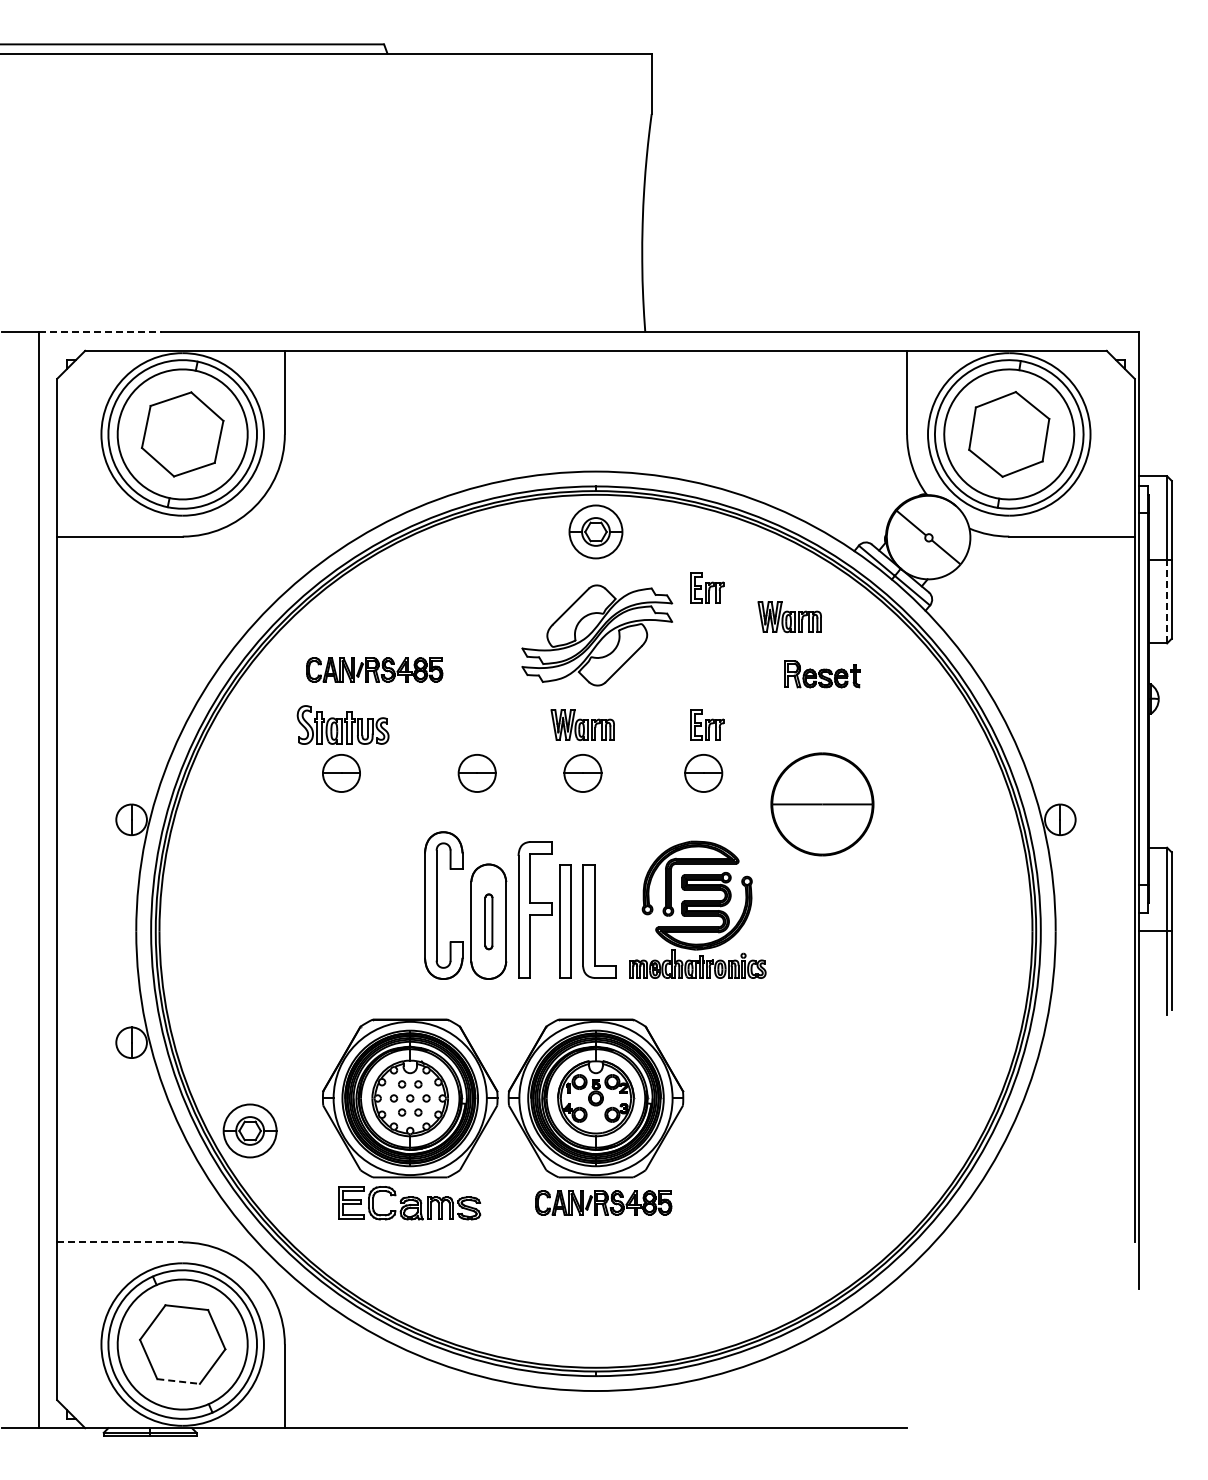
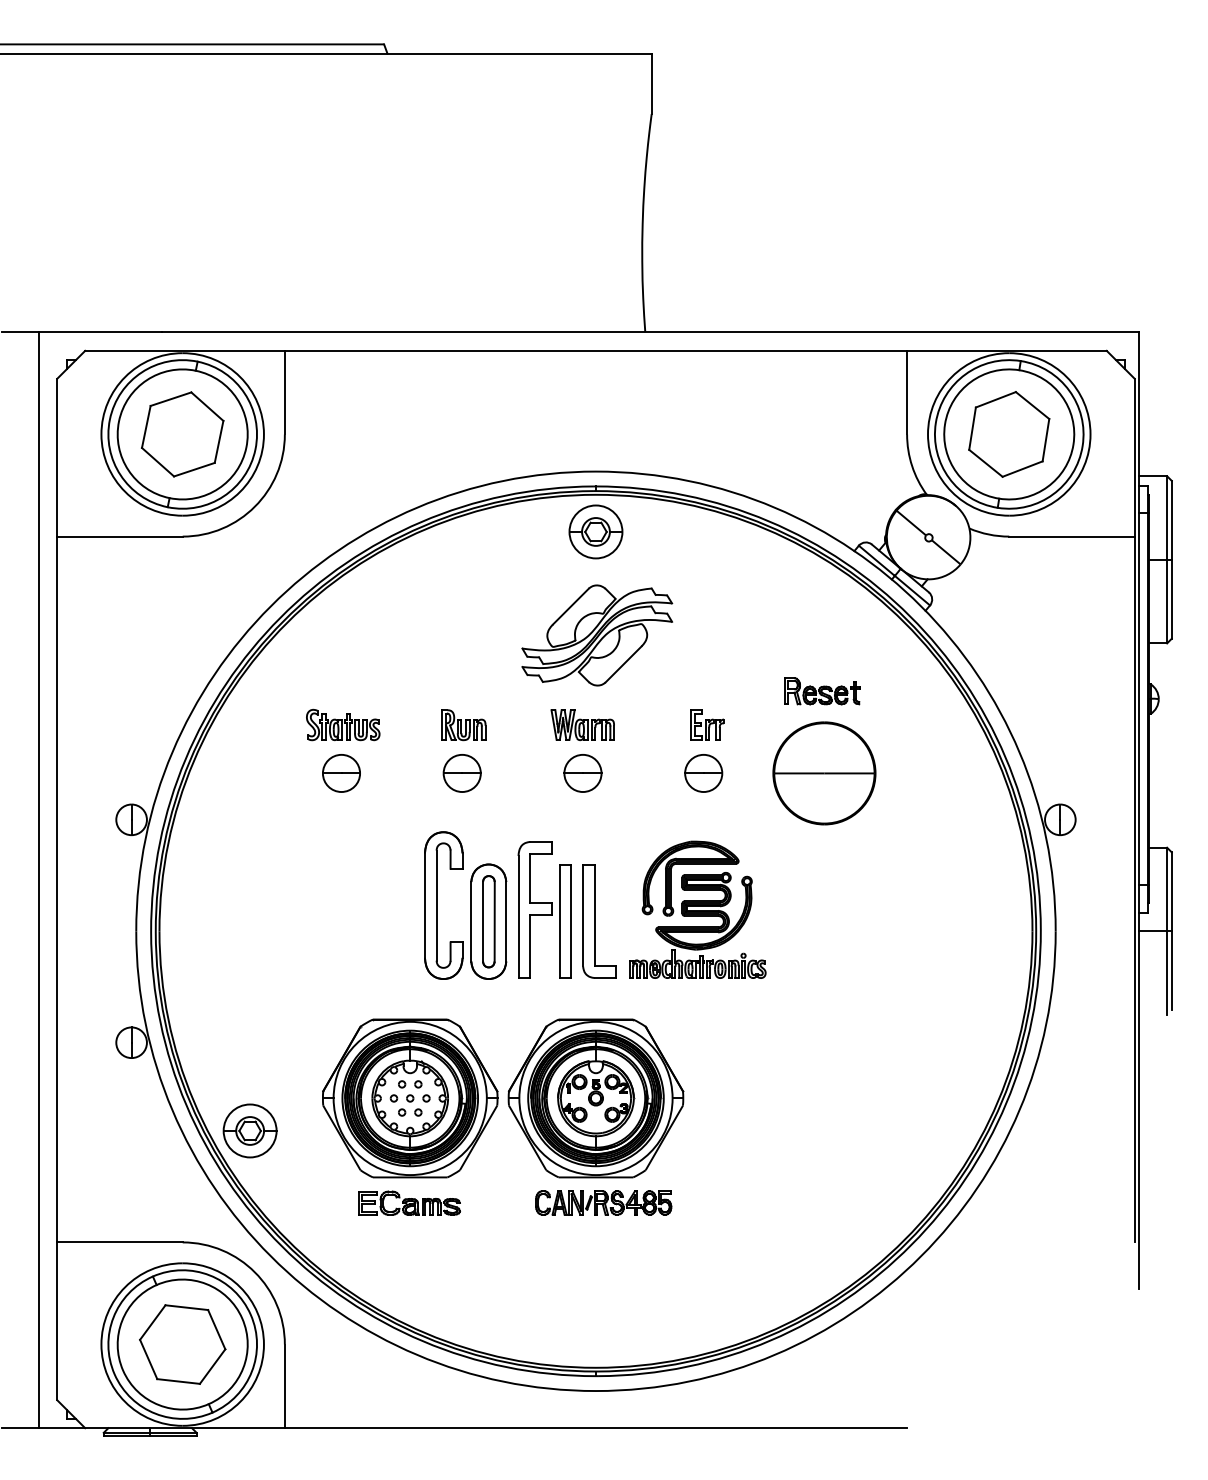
line: dashed -> solid (100, 332)
part: present -> none (707, 587)
line: dashed -> solid (1167, 601)
part: present -> none (789, 617)
part: present -> none (374, 669)
part position: (822, 674) -> (822, 691) (822, 691)
part size: 94x40 px -> 75x34 px (343, 724)
part: none -> present (463, 725)
part position: (476, 773) -> (461, 773) (461, 773)
part position: (822, 804) -> (824, 773) (824, 773)
part size: 10x58 px -> 14x94 px (488, 921)
part size: 144x35 px -> 103x26 px (409, 1202)
line: dashed -> solid (120, 1242)
line: dashed -> solid (179, 1381)
